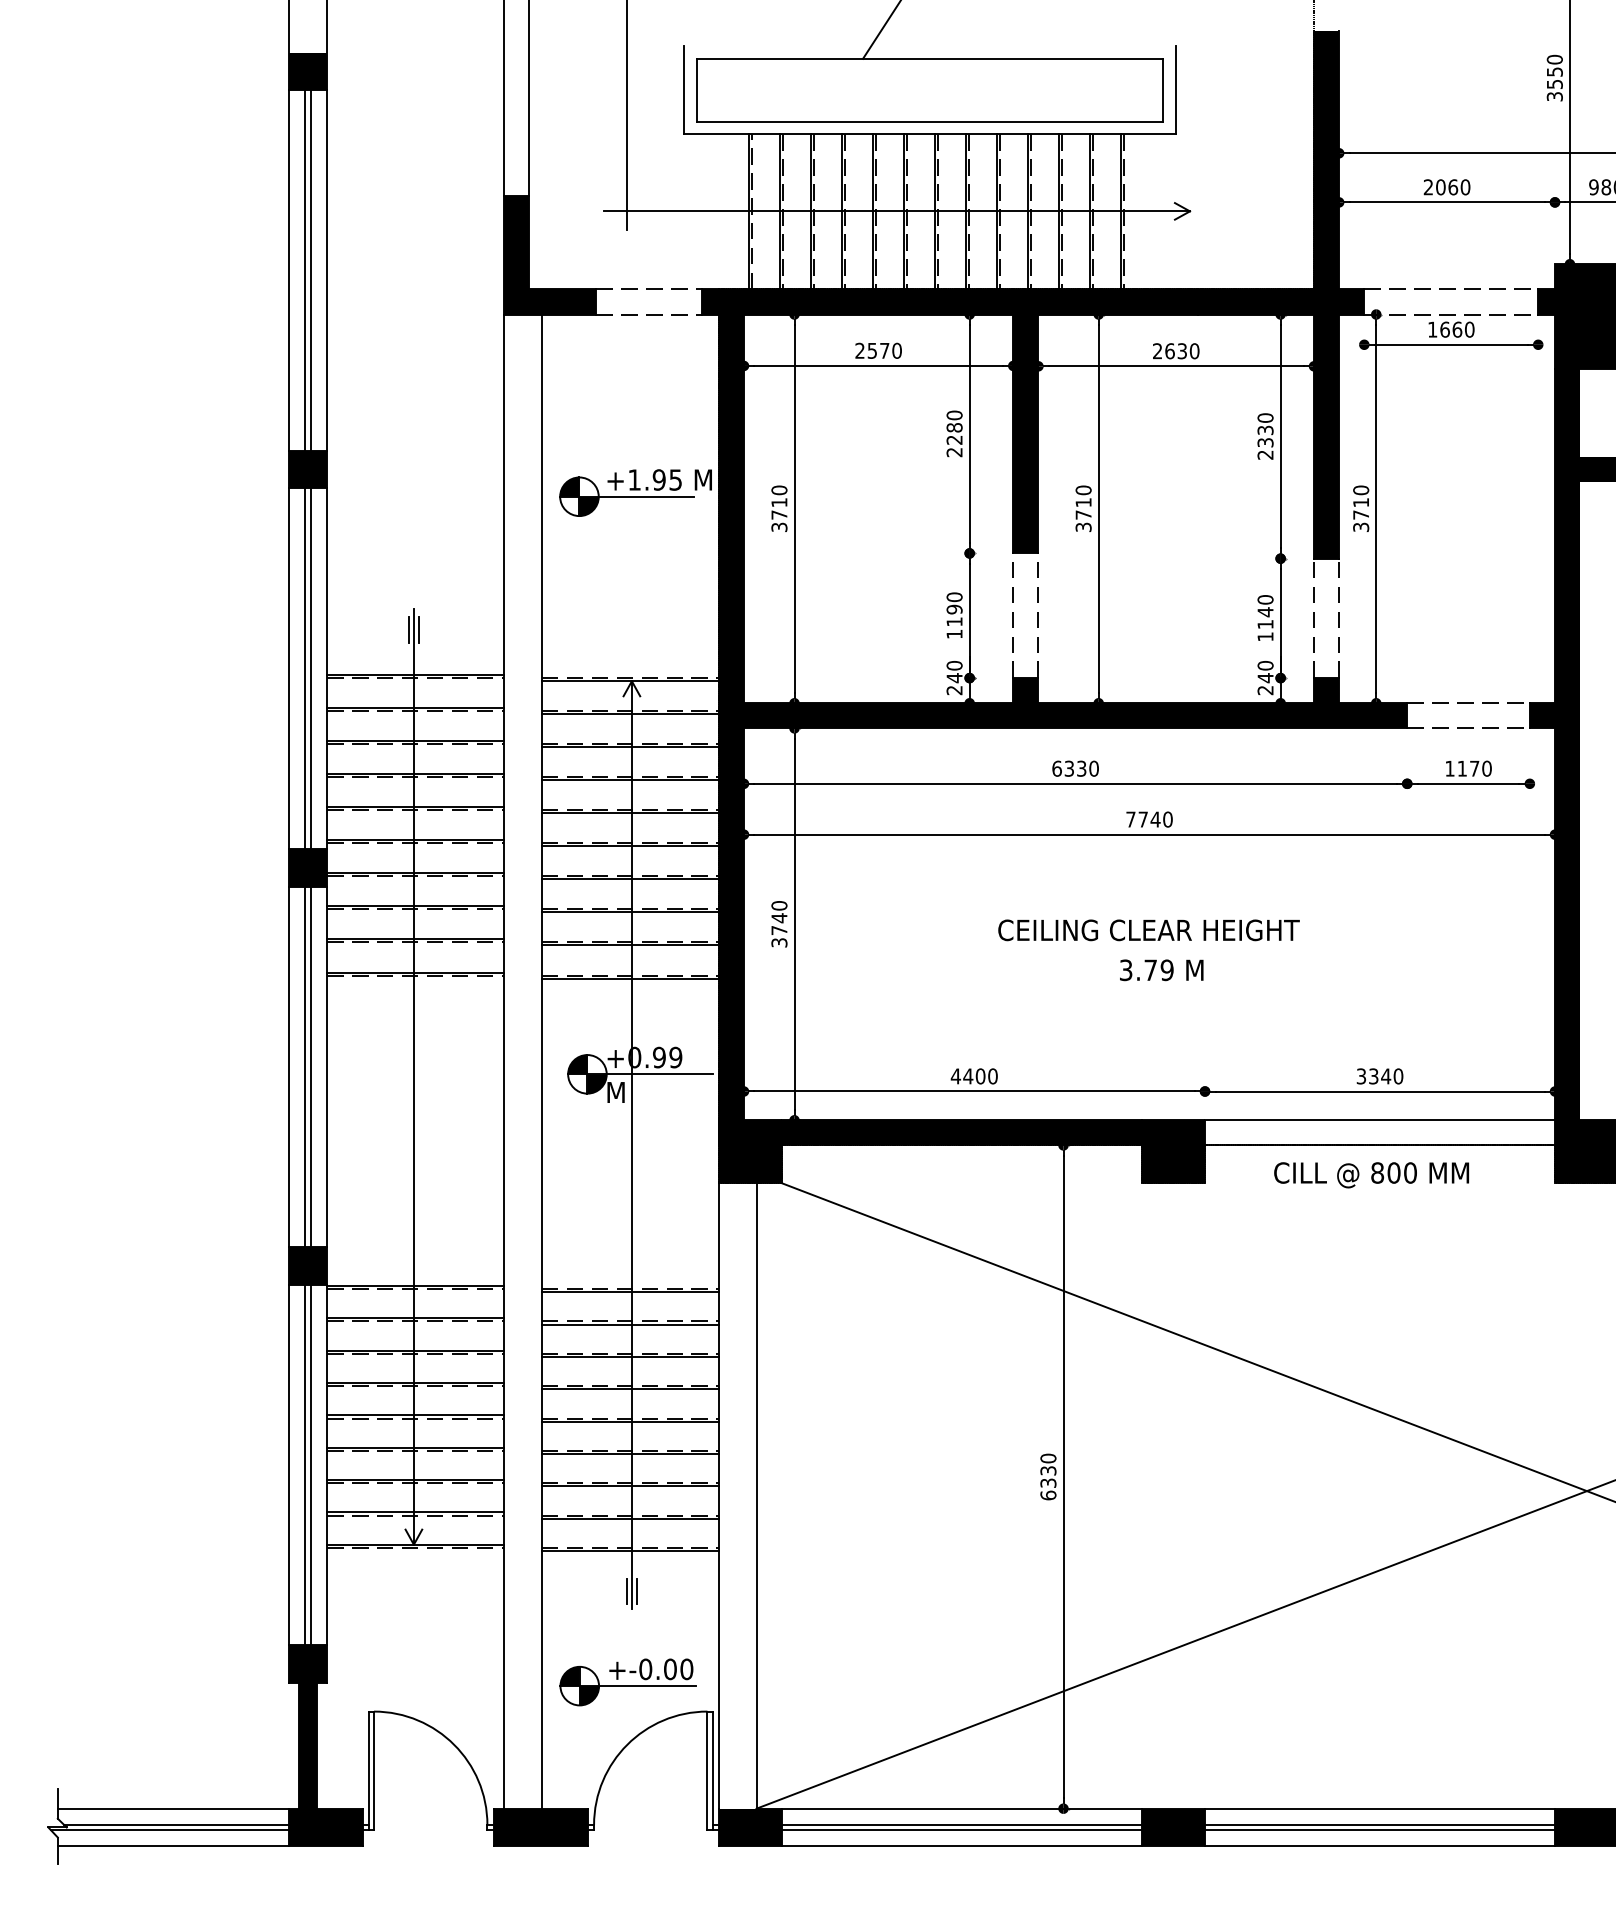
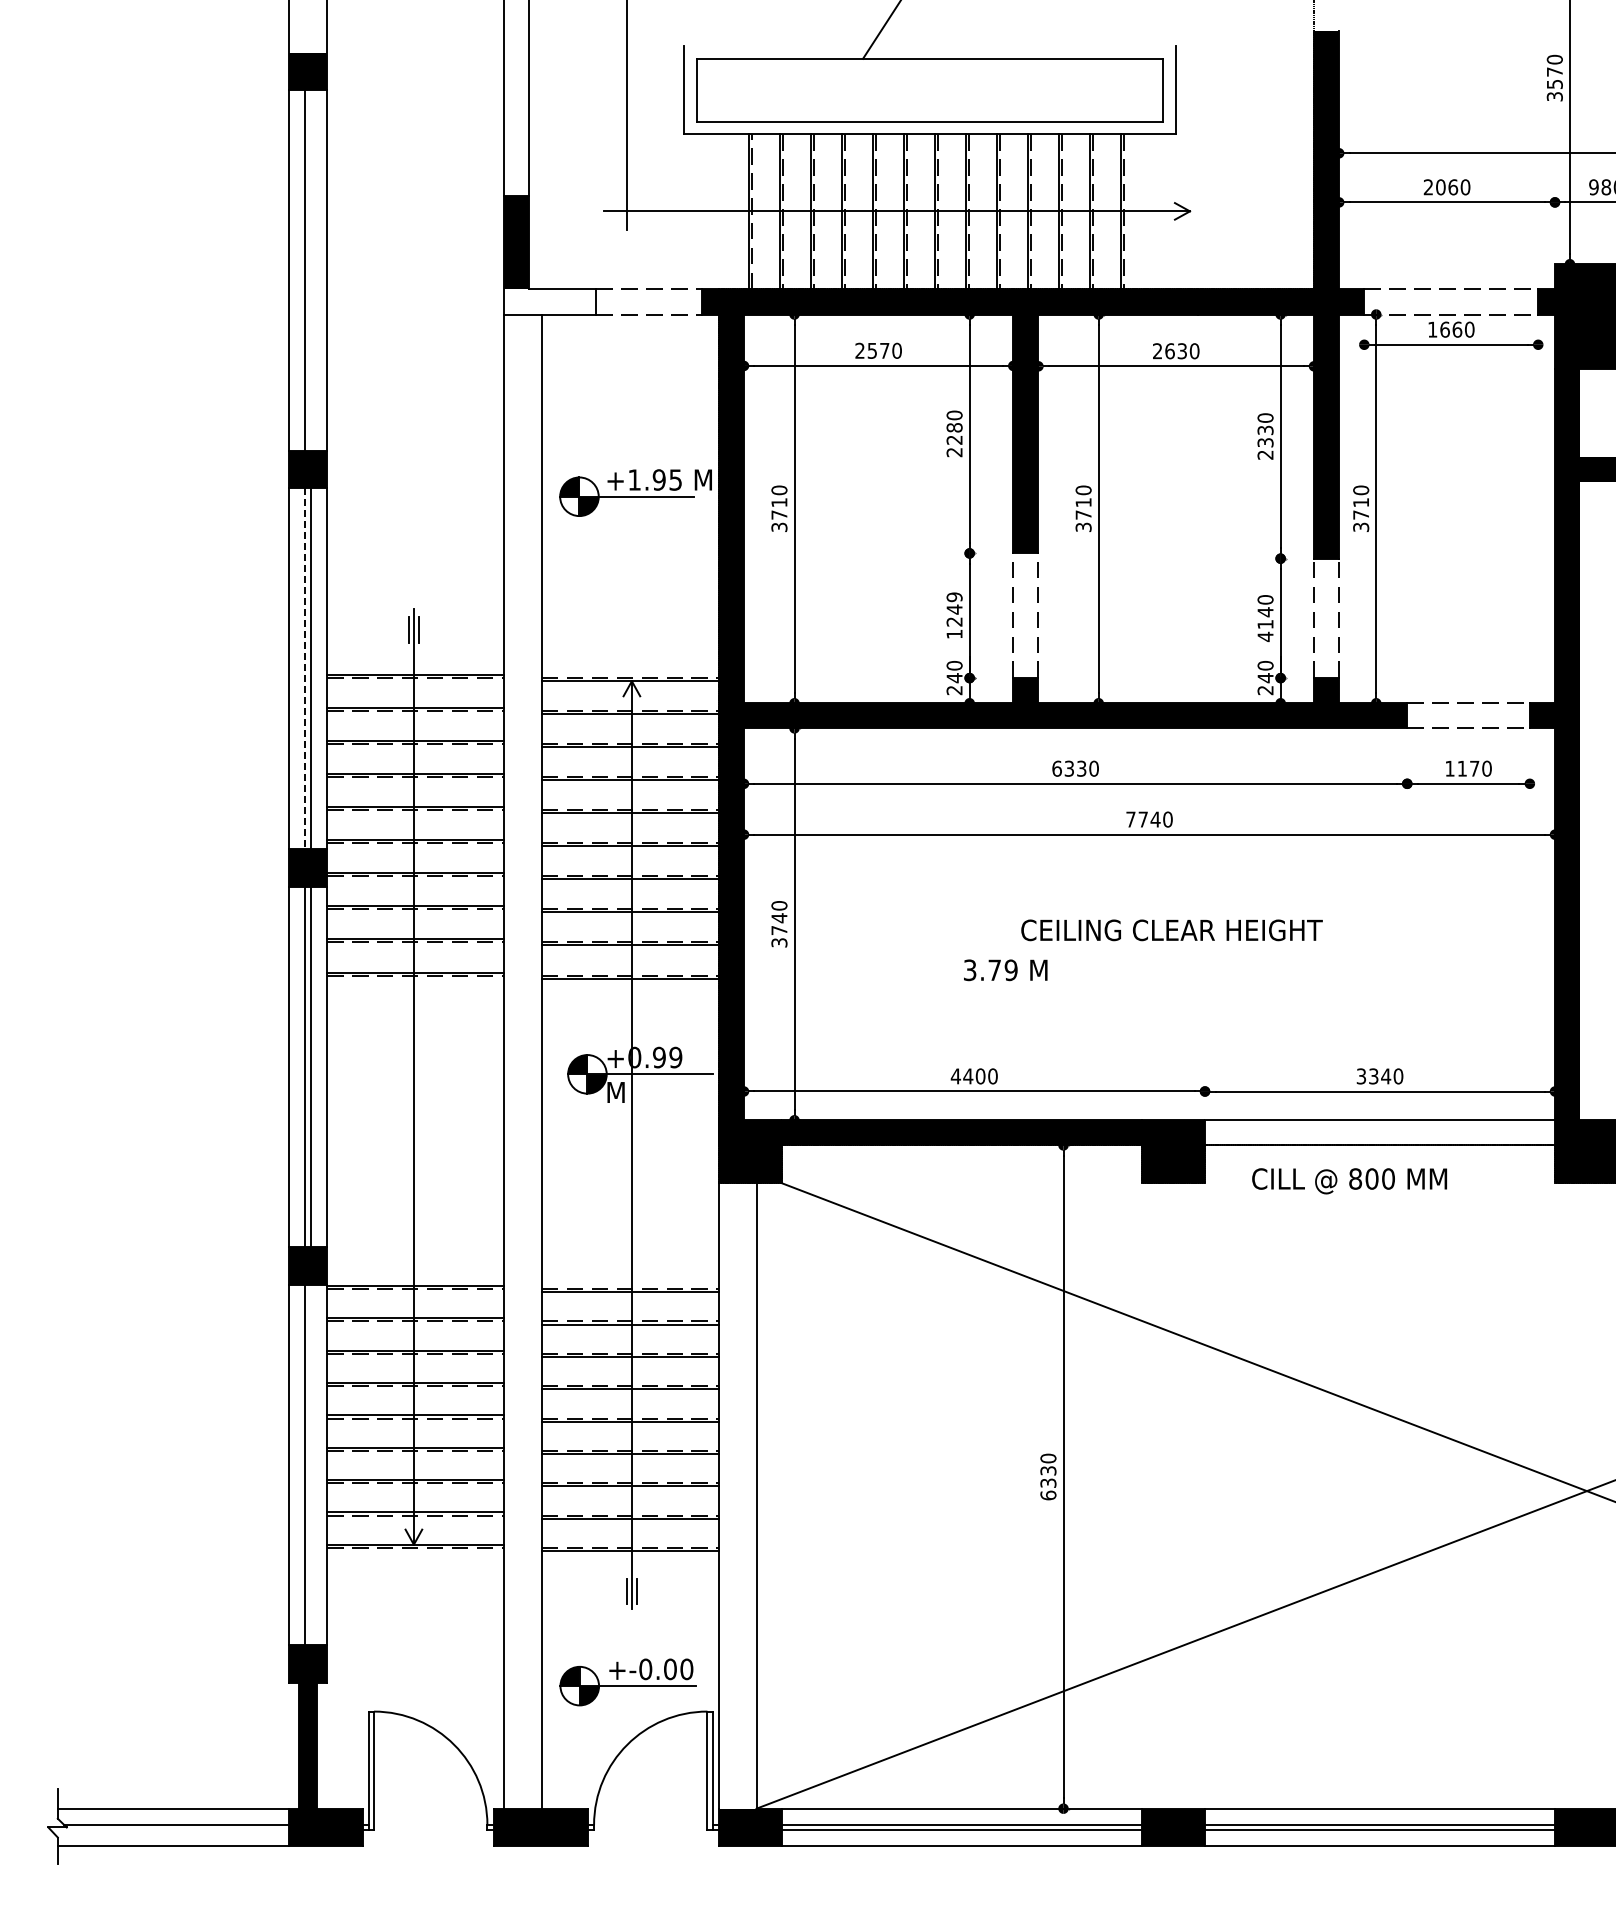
text: 3550 -> 3570 (1554, 71)
line: present -> none (310, 270)
fill: present -> none (550, 301)
text: 1190 -> 1249 (954, 609)
text: 1140 -> 4140 (1265, 636)
line: solid -> dashed (305, 669)
text position: (1148, 930) -> (1171, 930) (1171, 930)
text position: (1161, 970) -> (1005, 970) (1005, 970)
text position: (1371, 1175) -> (1349, 1181) (1349, 1181)
line: present -> none (310, 1464)
line: present -> none (169, 1830)
